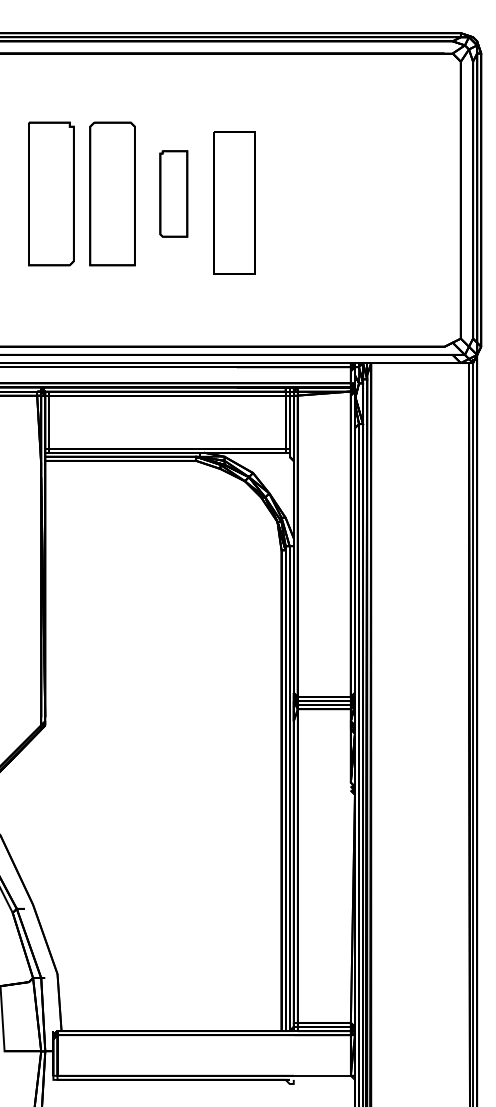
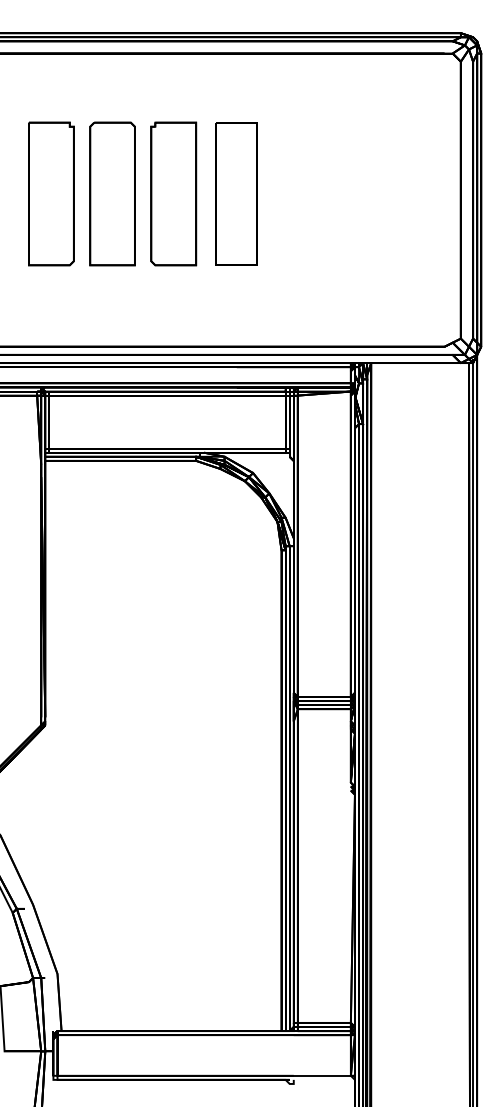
part size: 30x88 px -> 48x146 px (173, 193)
part position: (234, 202) -> (236, 193) (236, 193)
